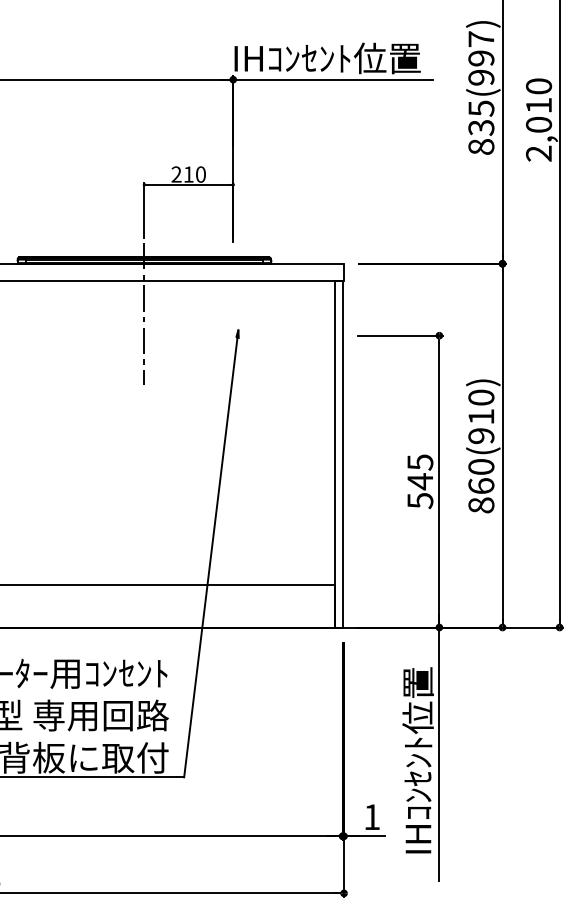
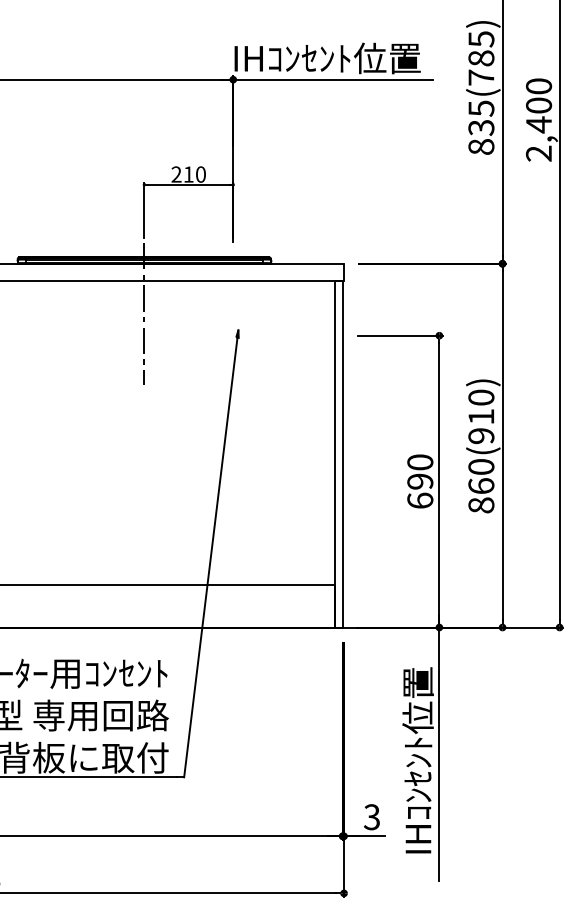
text: 835(997) -> 835(785) (481, 58)
text: 2,010 -> 2,400 (538, 115)
text: 545 -> 690 (420, 481)
text: 1 -> 3 (371, 817)
